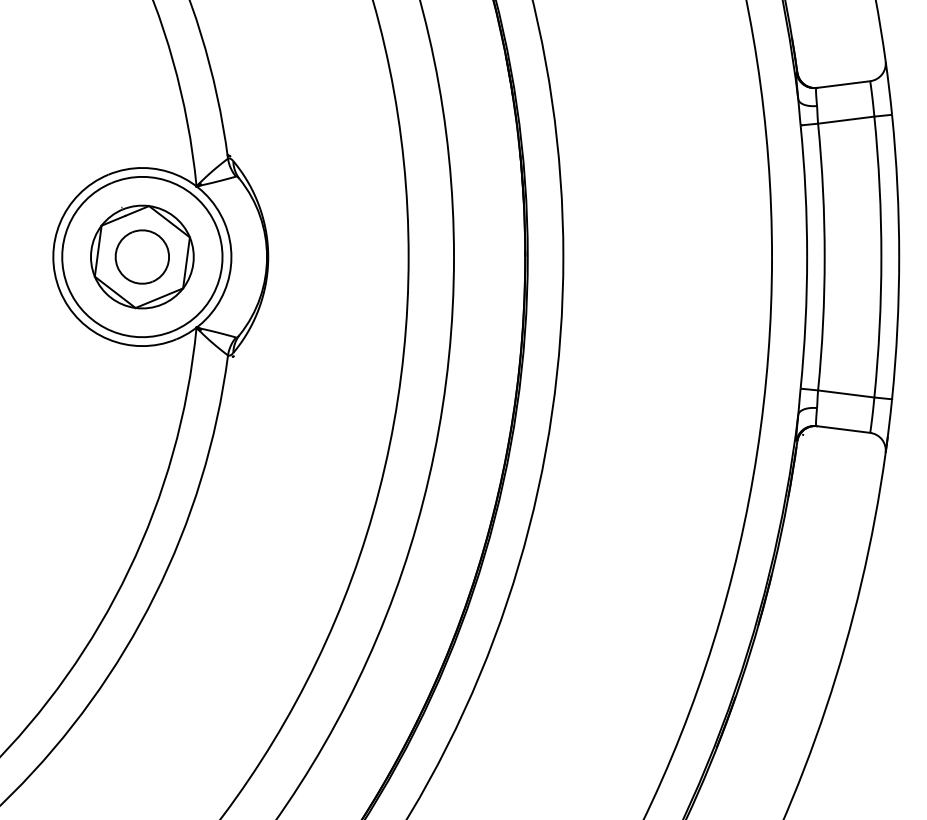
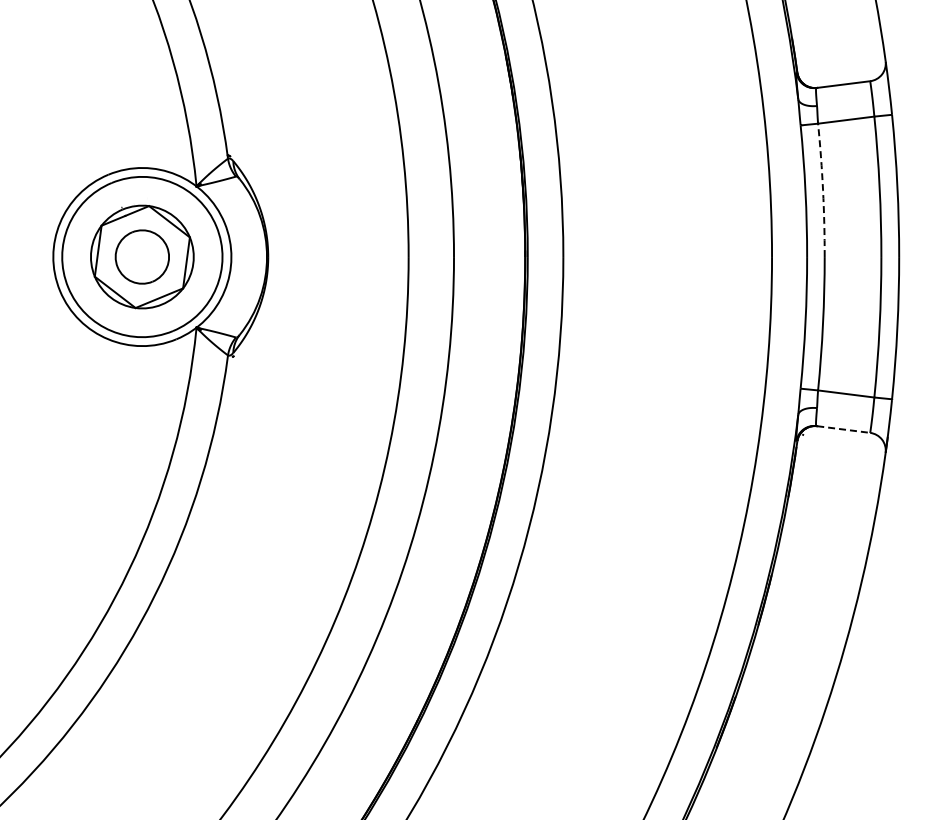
arc: solid -> dashed (823, 190)
line: solid -> dashed (843, 429)
